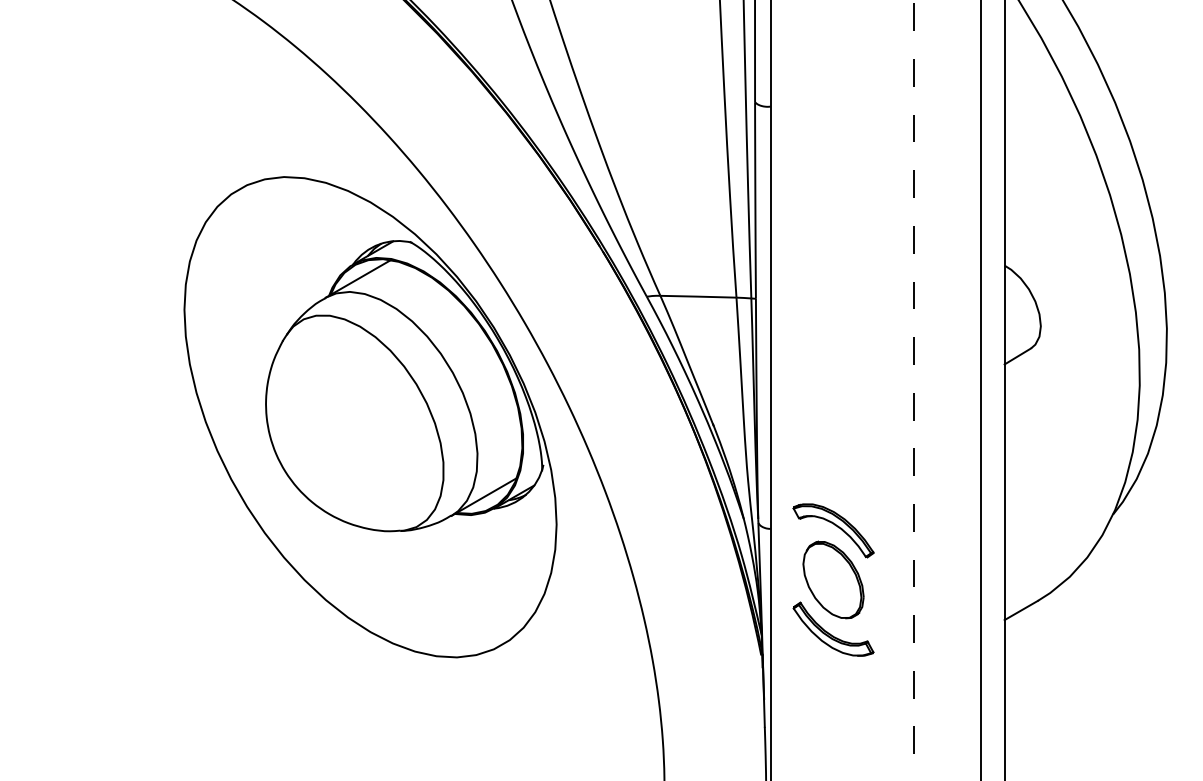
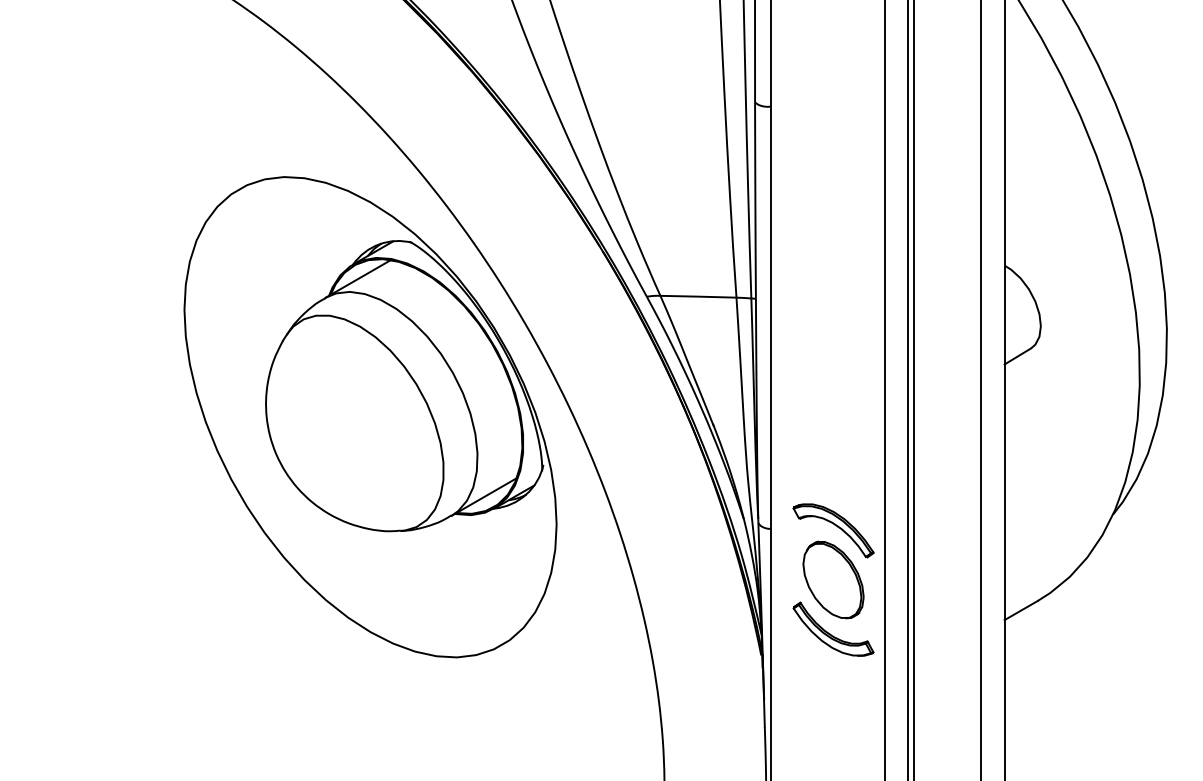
line: none -> present (885, 389)
line: none -> present (908, 389)
line: dashed -> solid (914, 390)
